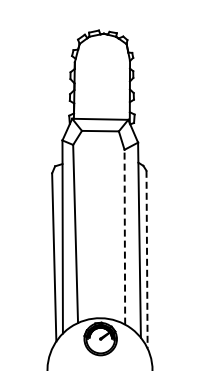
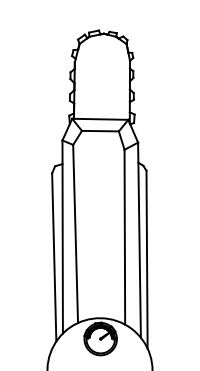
line: dashed -> solid (124, 236)
line: dashed -> solid (147, 259)
